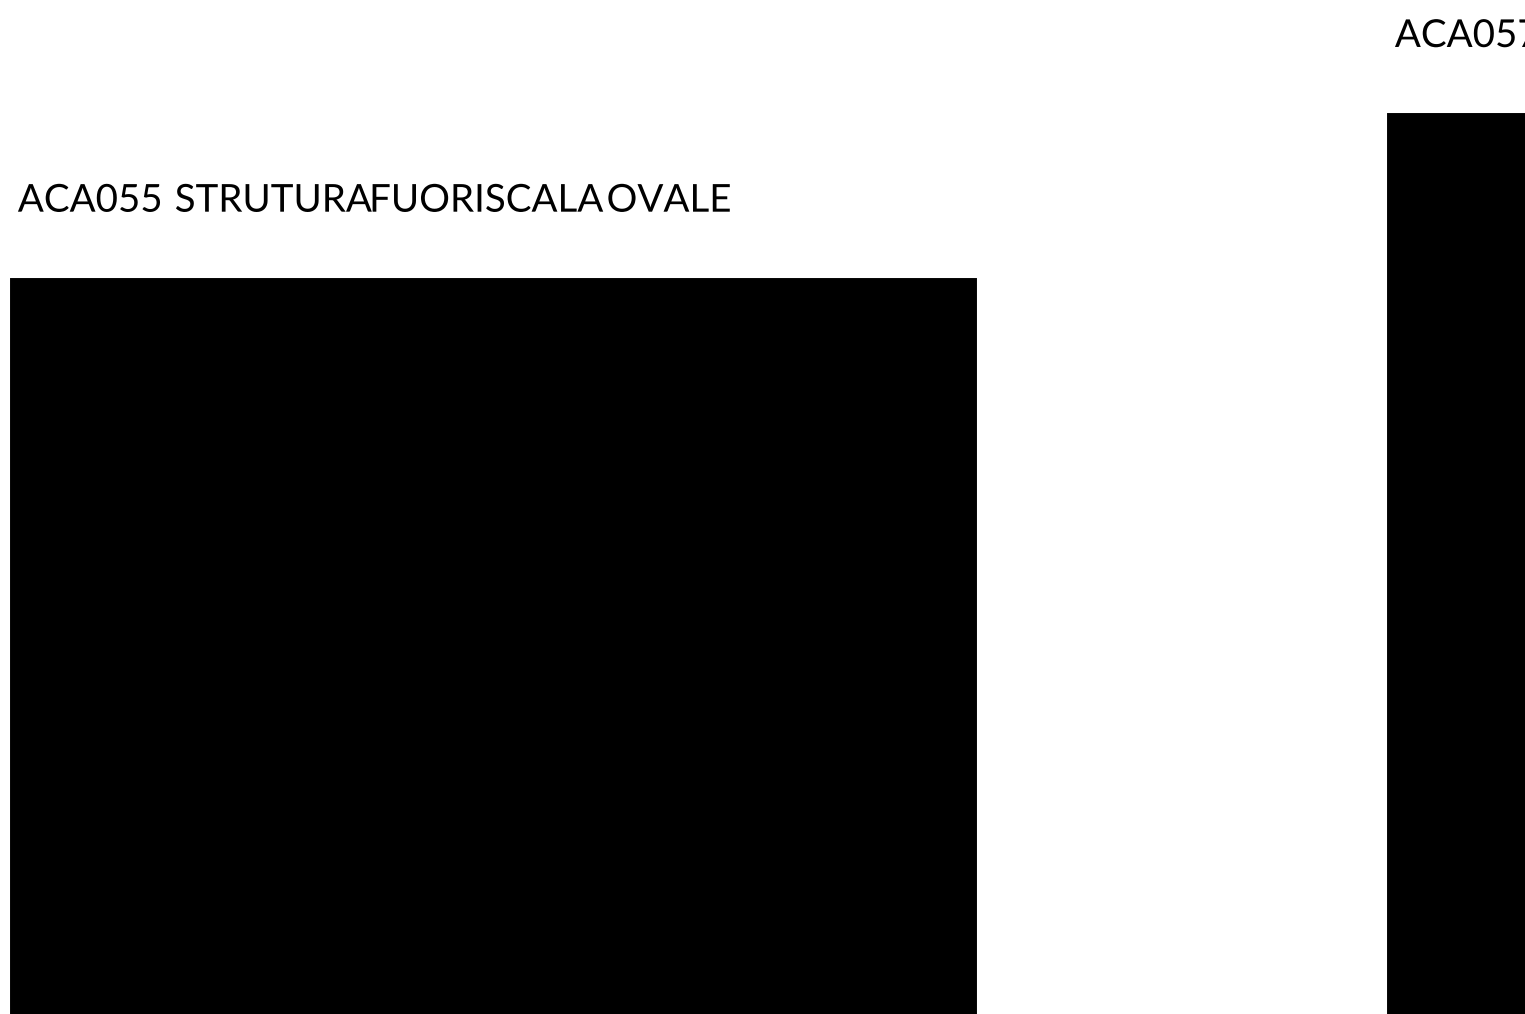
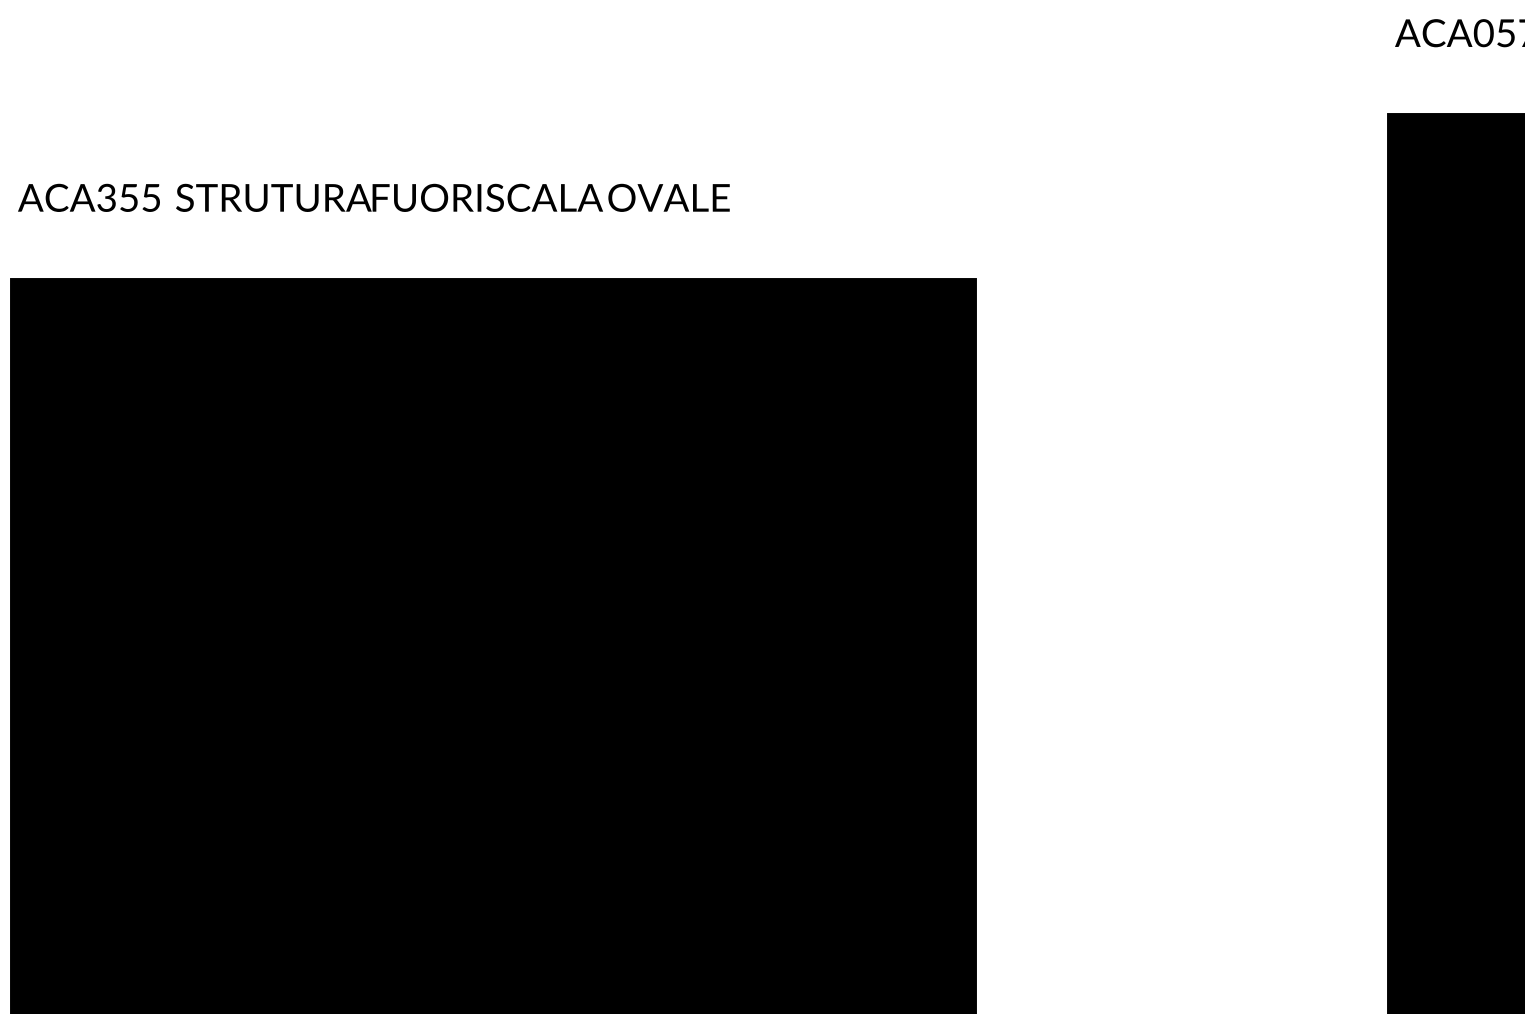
text: ACA055 -> ACA355 (106, 197)
